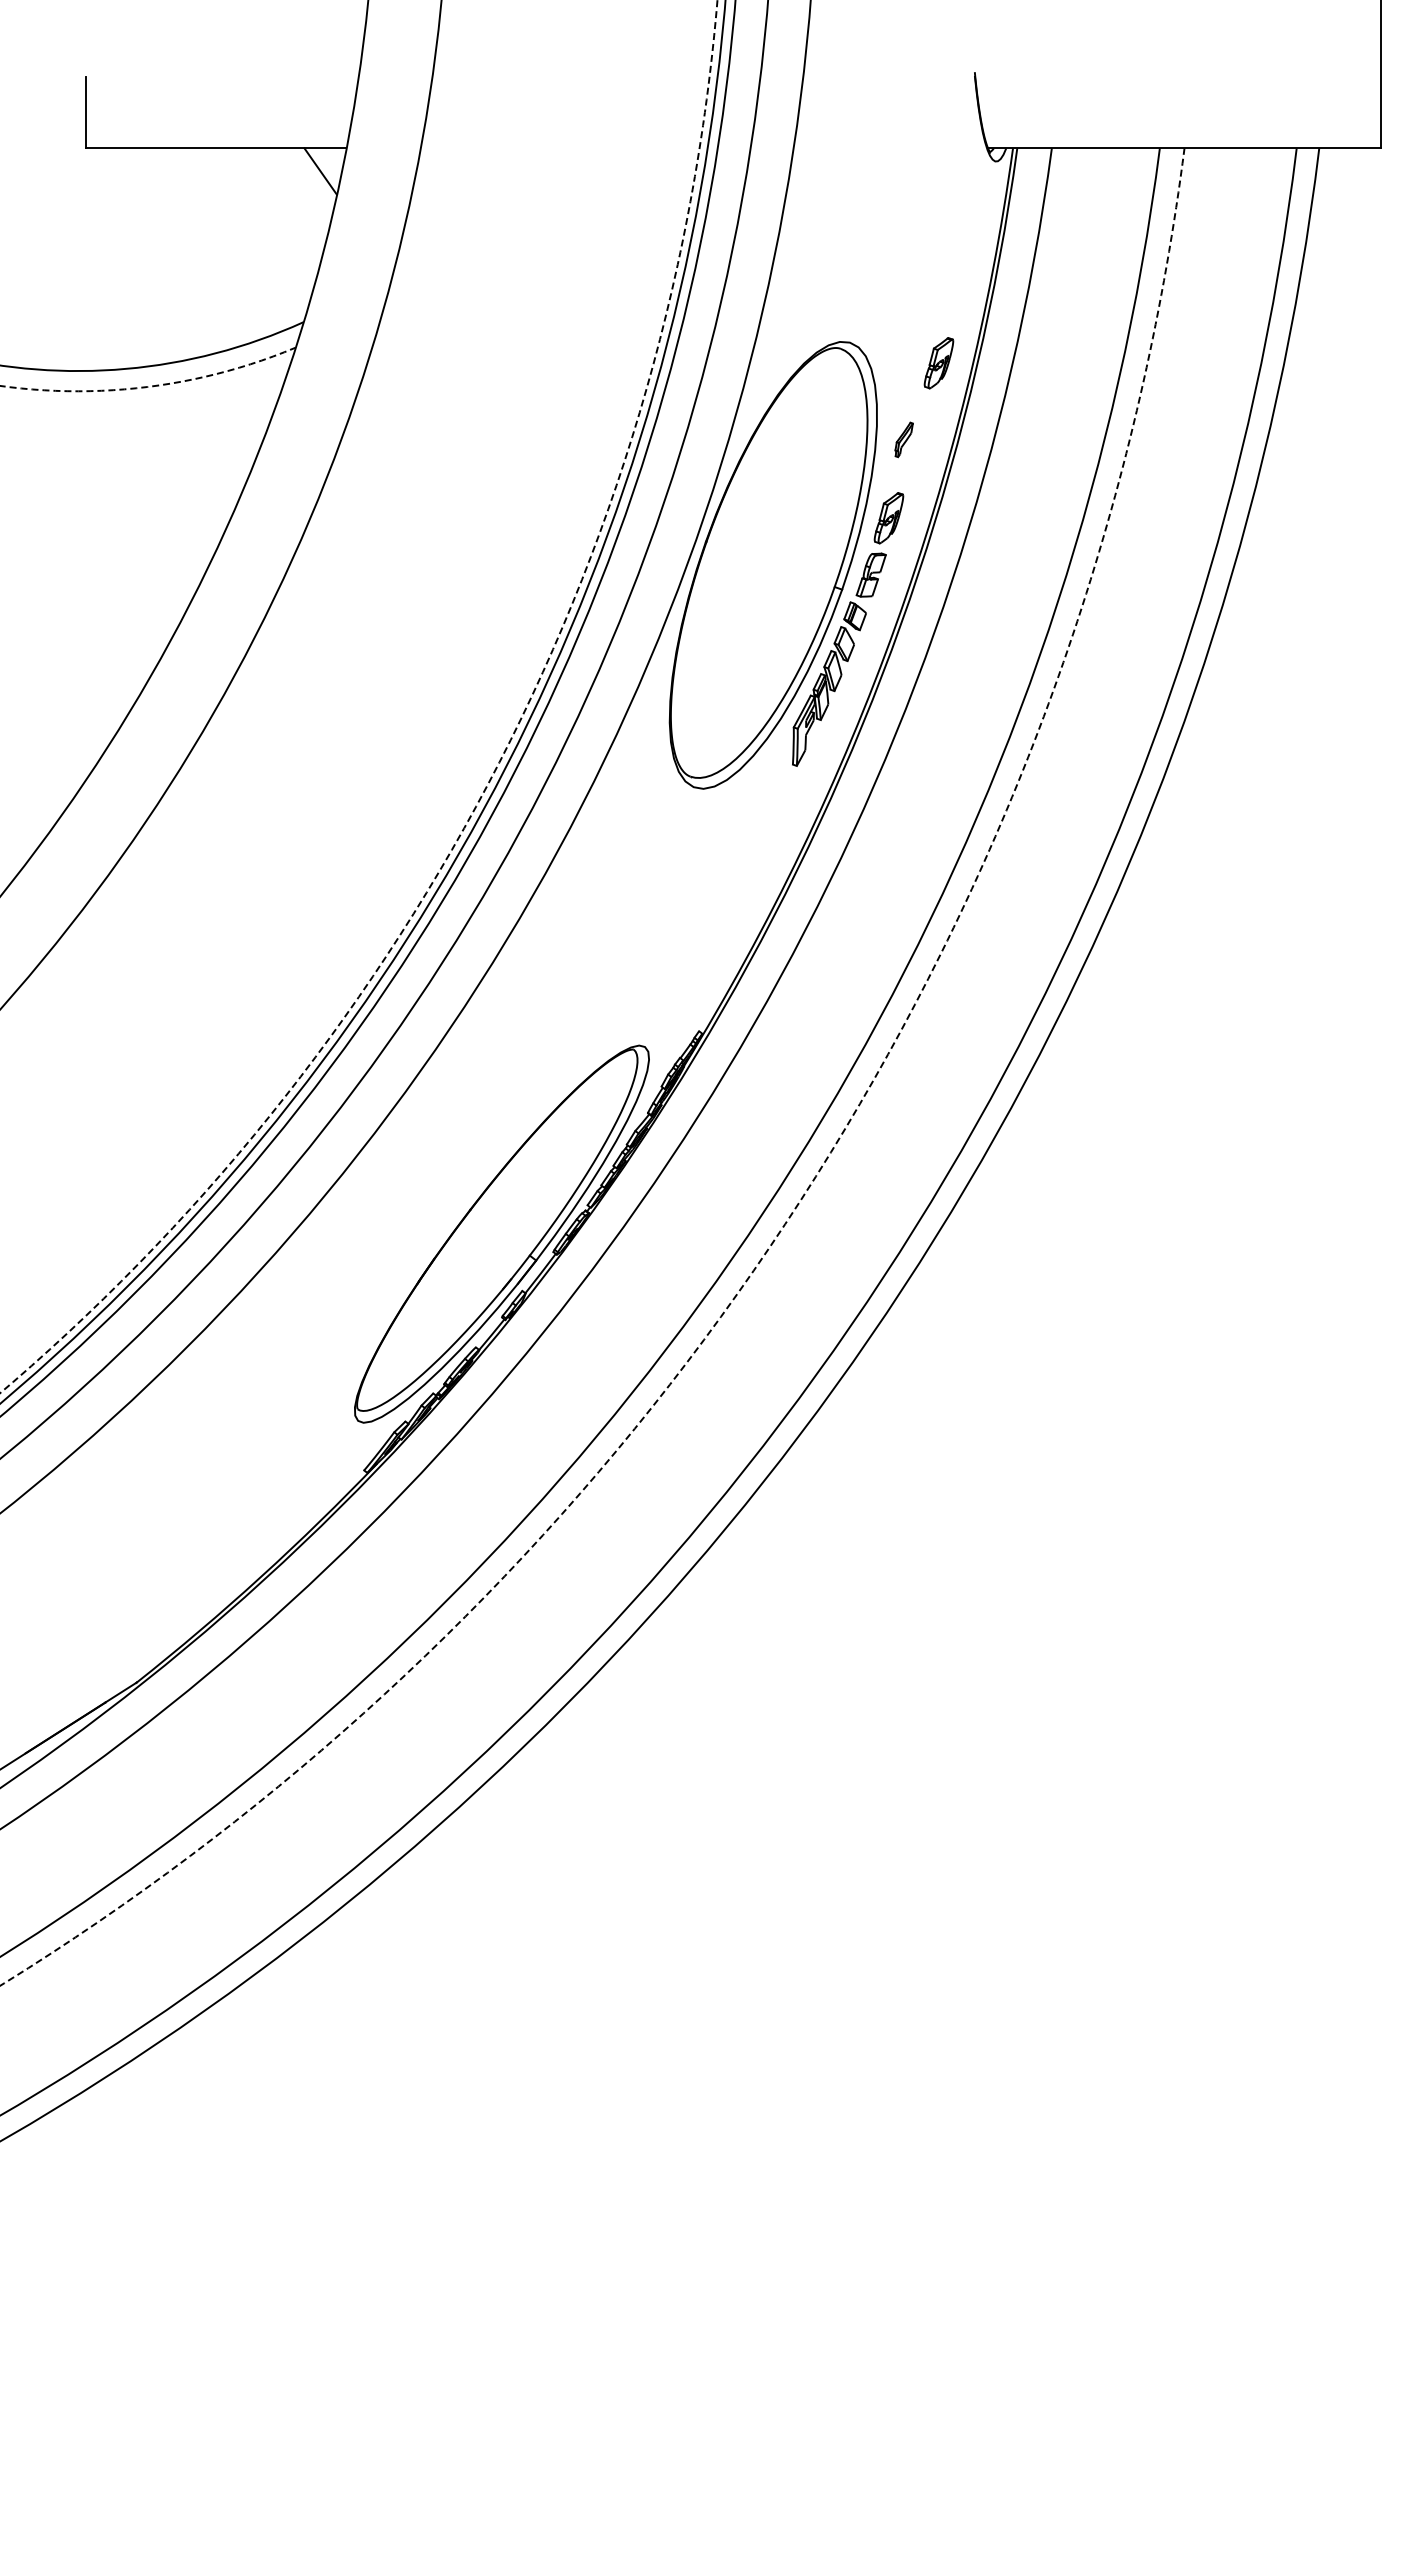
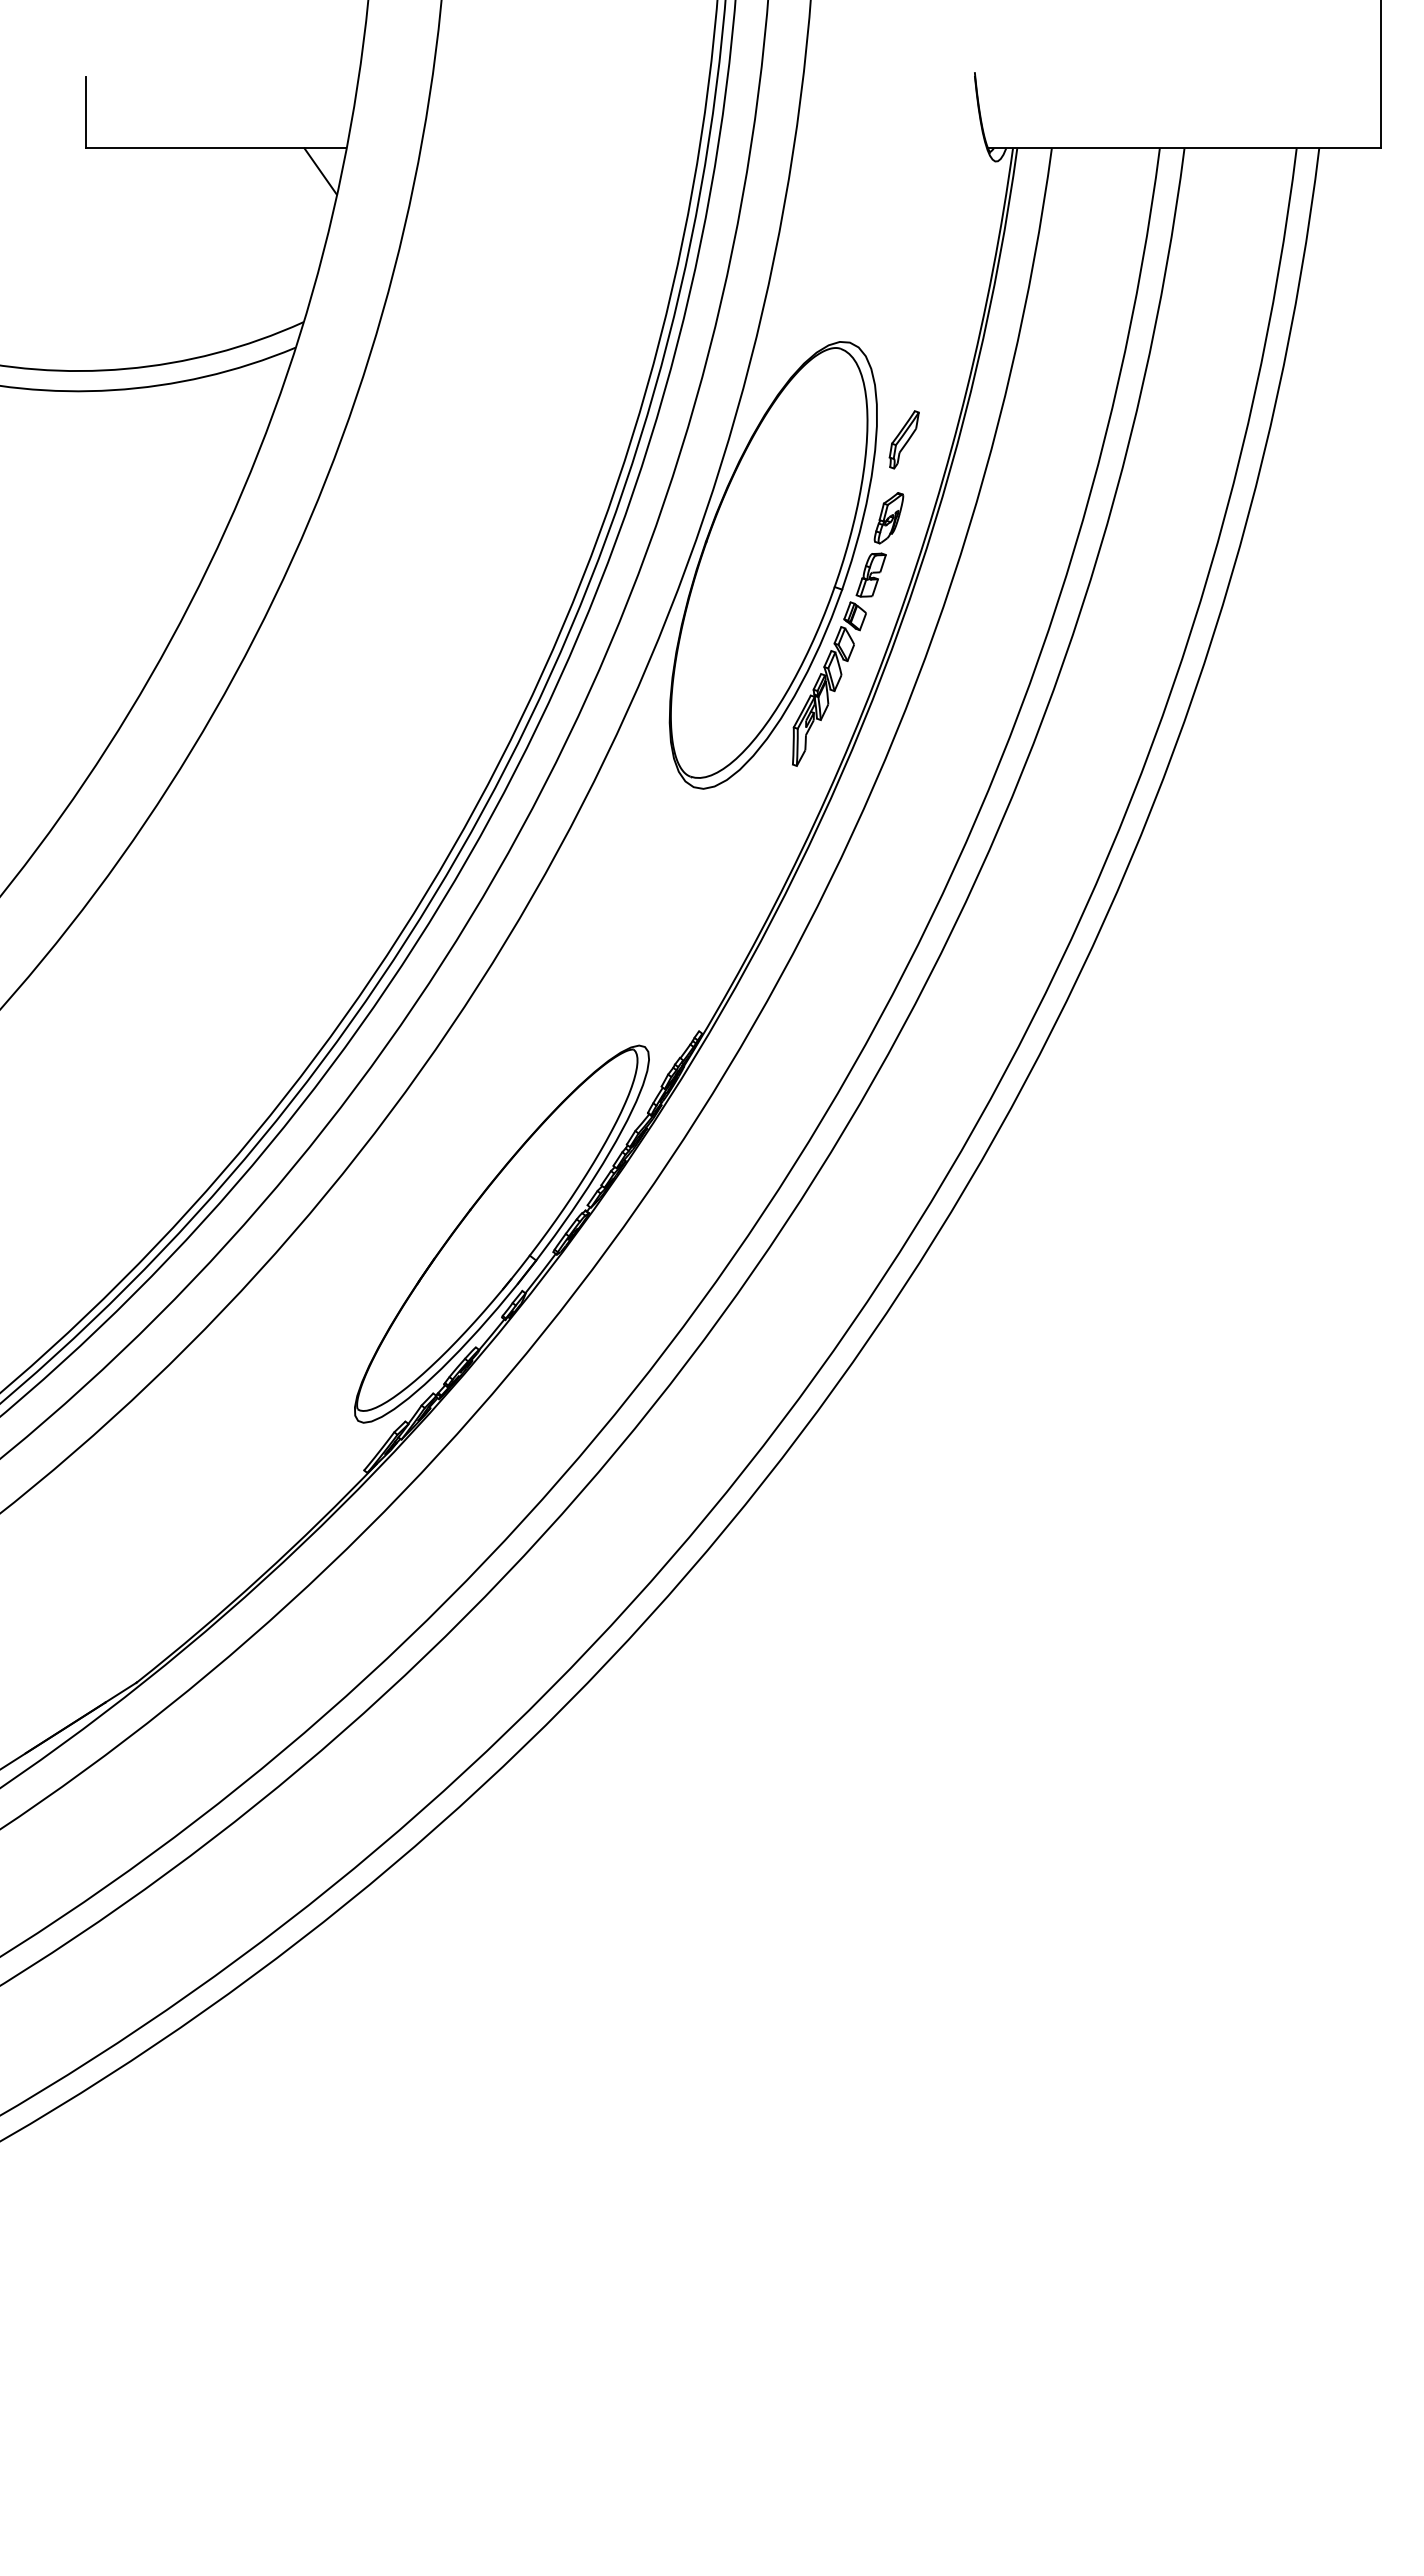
part: present -> none (938, 363)
arc: dashed -> solid (150, 386)
part size: 20x38 px -> 32x60 px (903, 439)
circle: dashed -> solid (358, 696)
arc: dashed -> solid (805, 1192)
